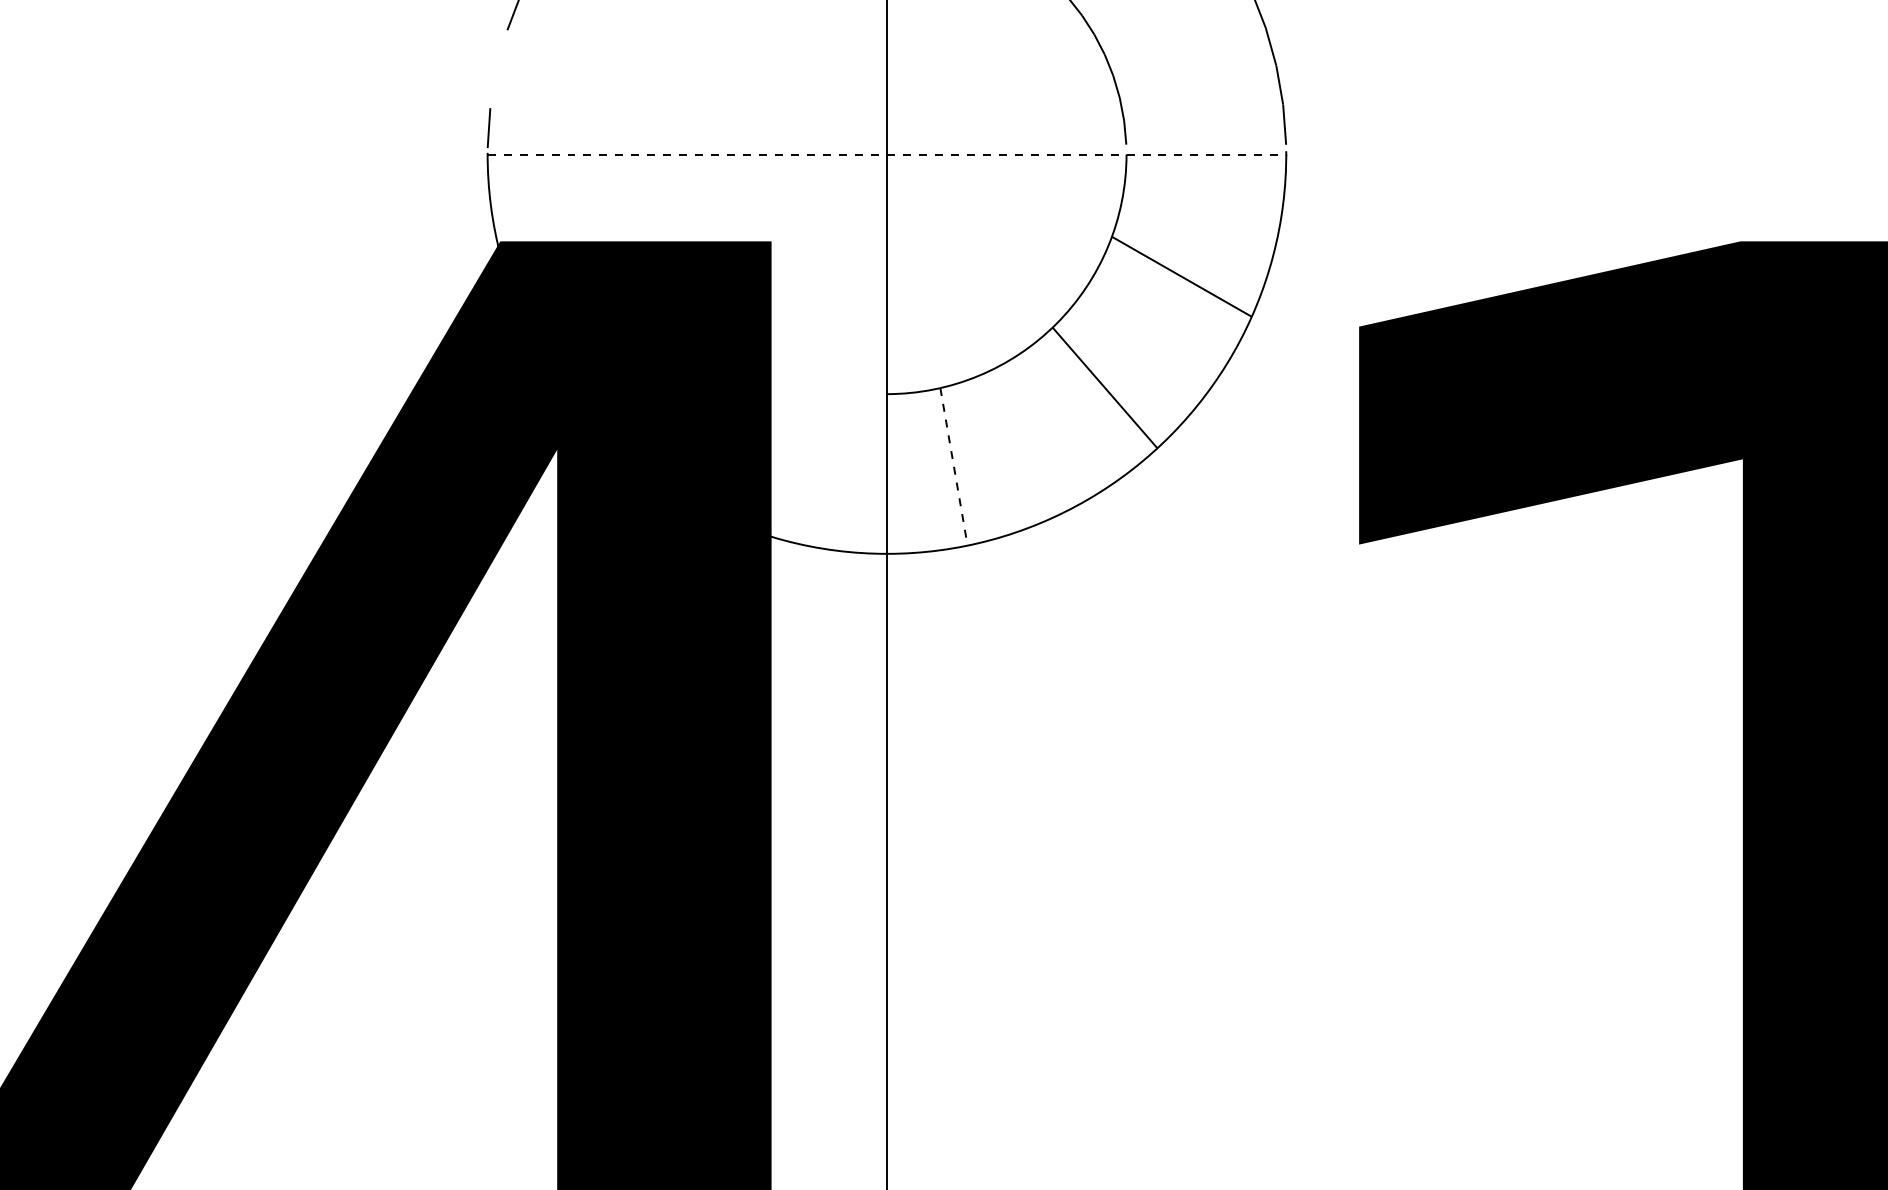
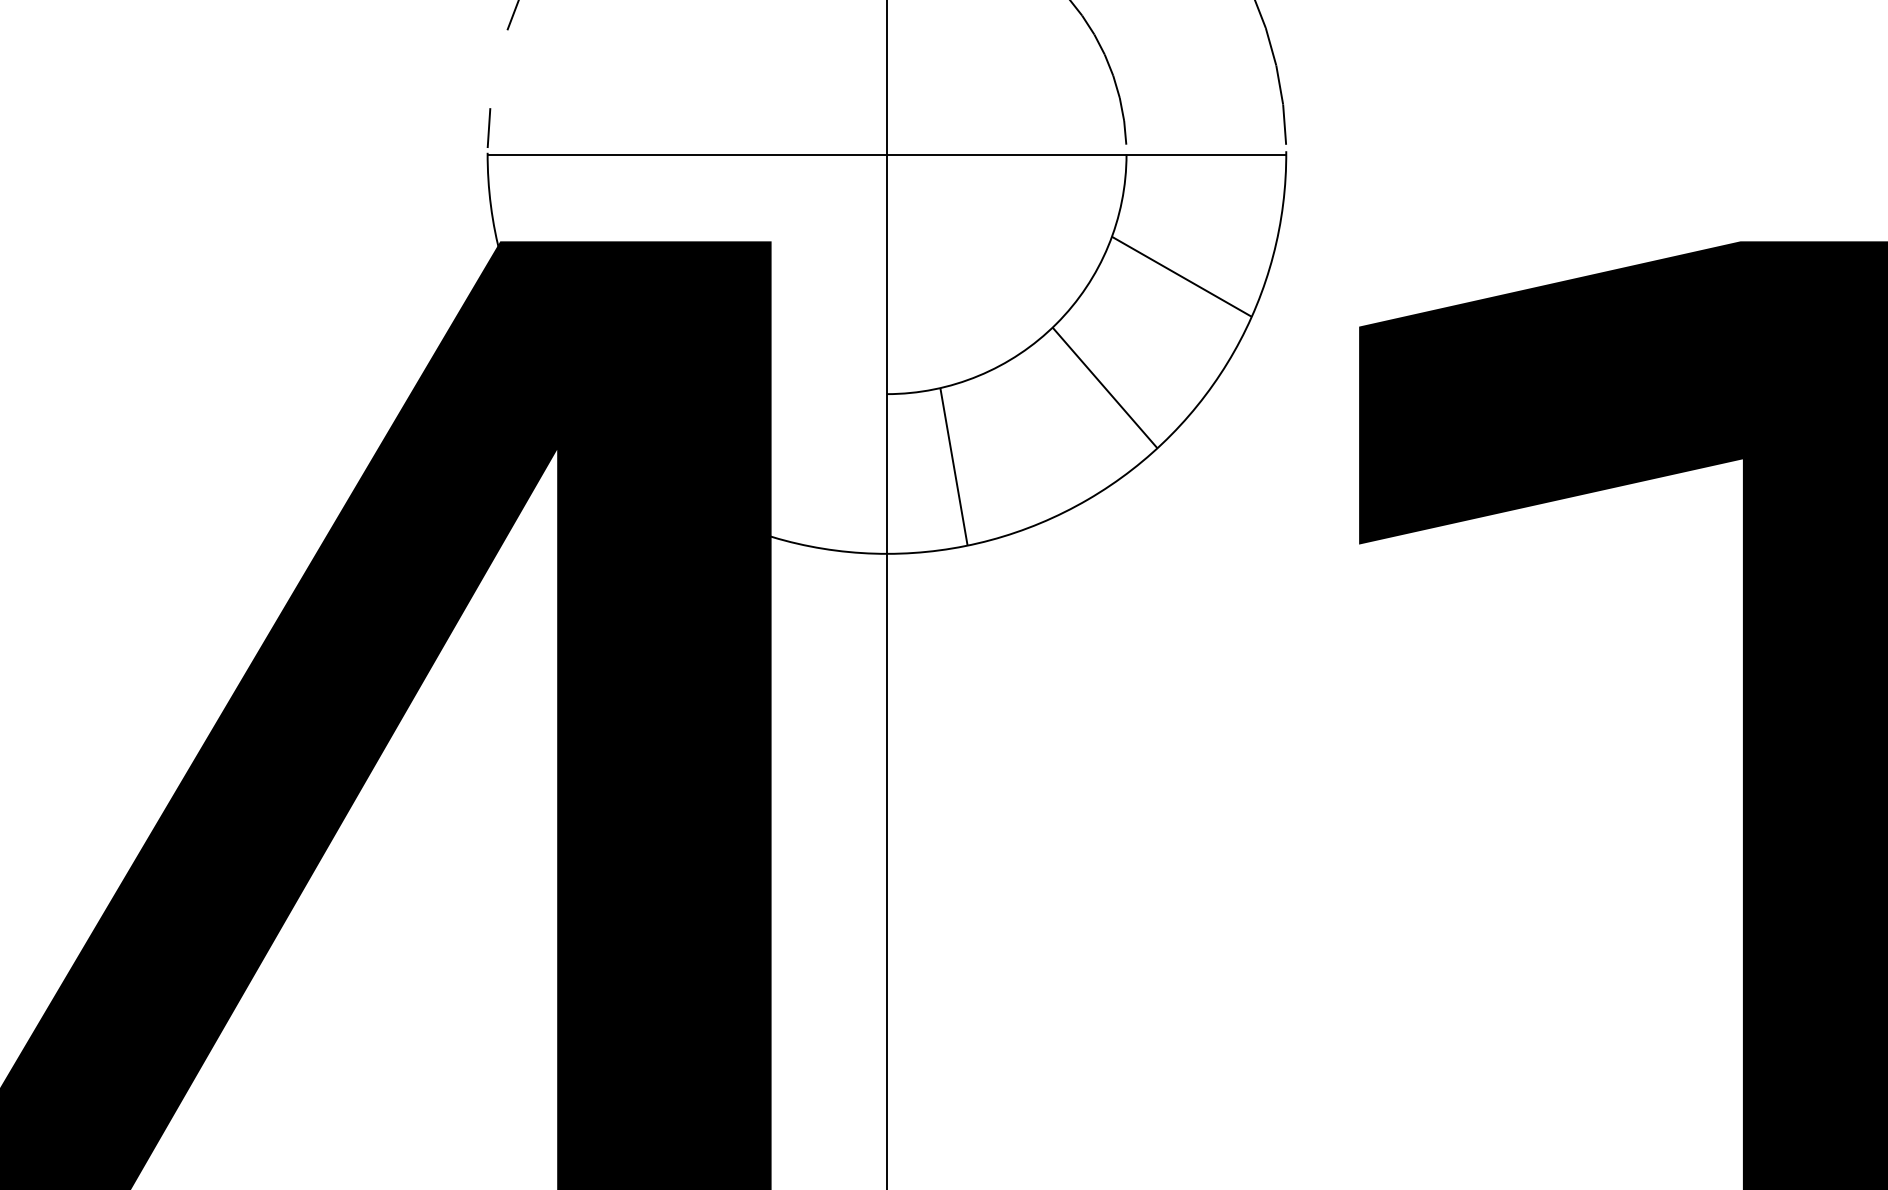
line: dashed -> solid (887, 154)
line: dashed -> solid (954, 466)
